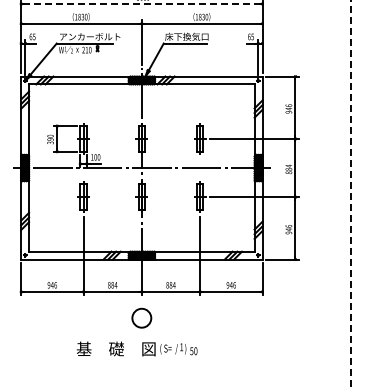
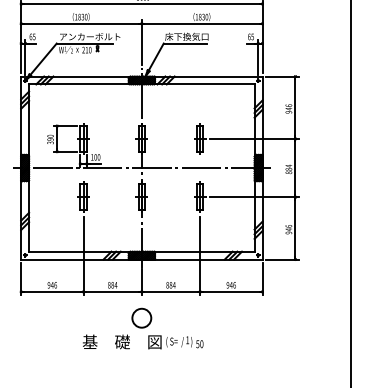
line: dashed -> solid (142, 4)
line: dashed -> solid (350, 193)
text position: (137, 348) -> (143, 341) (143, 341)
